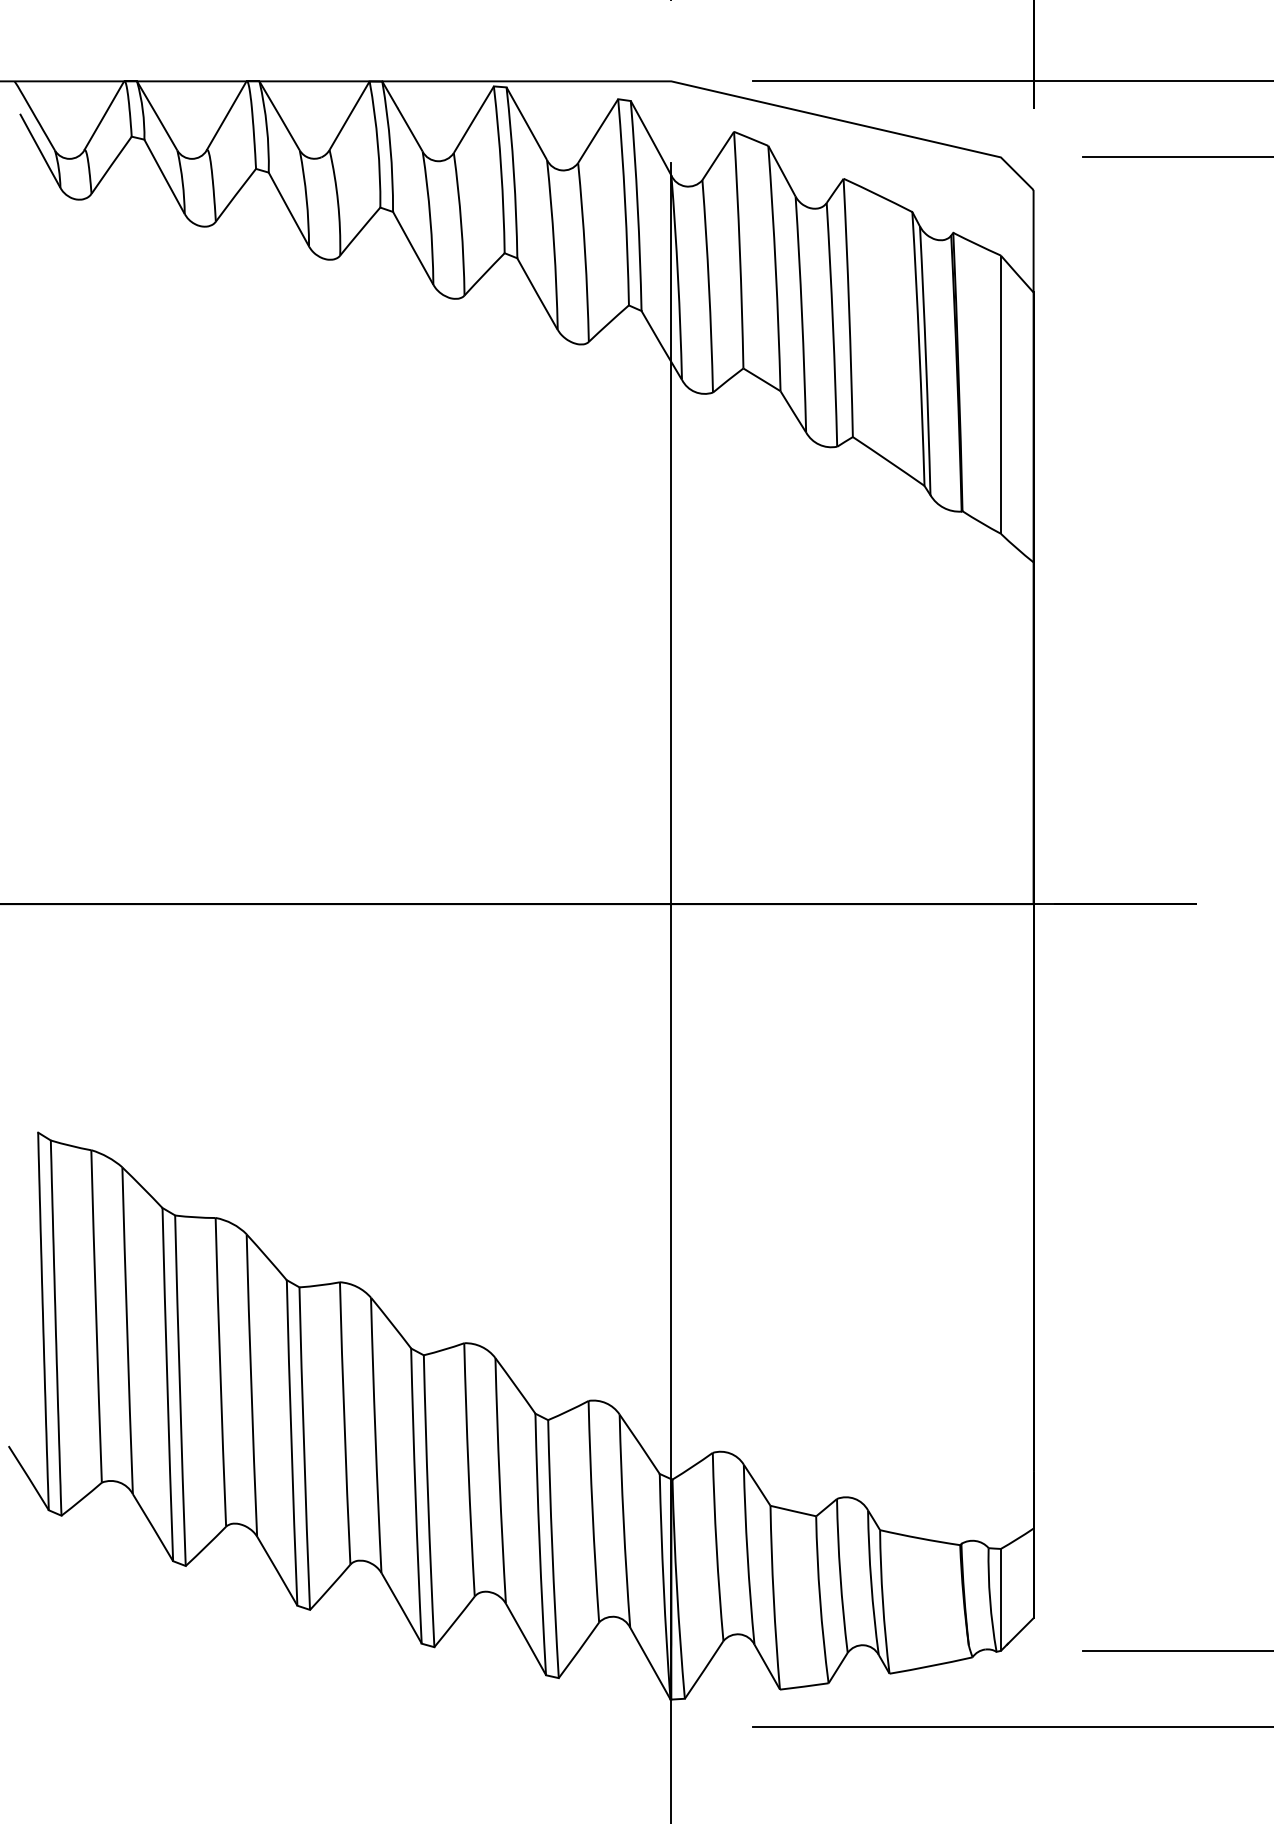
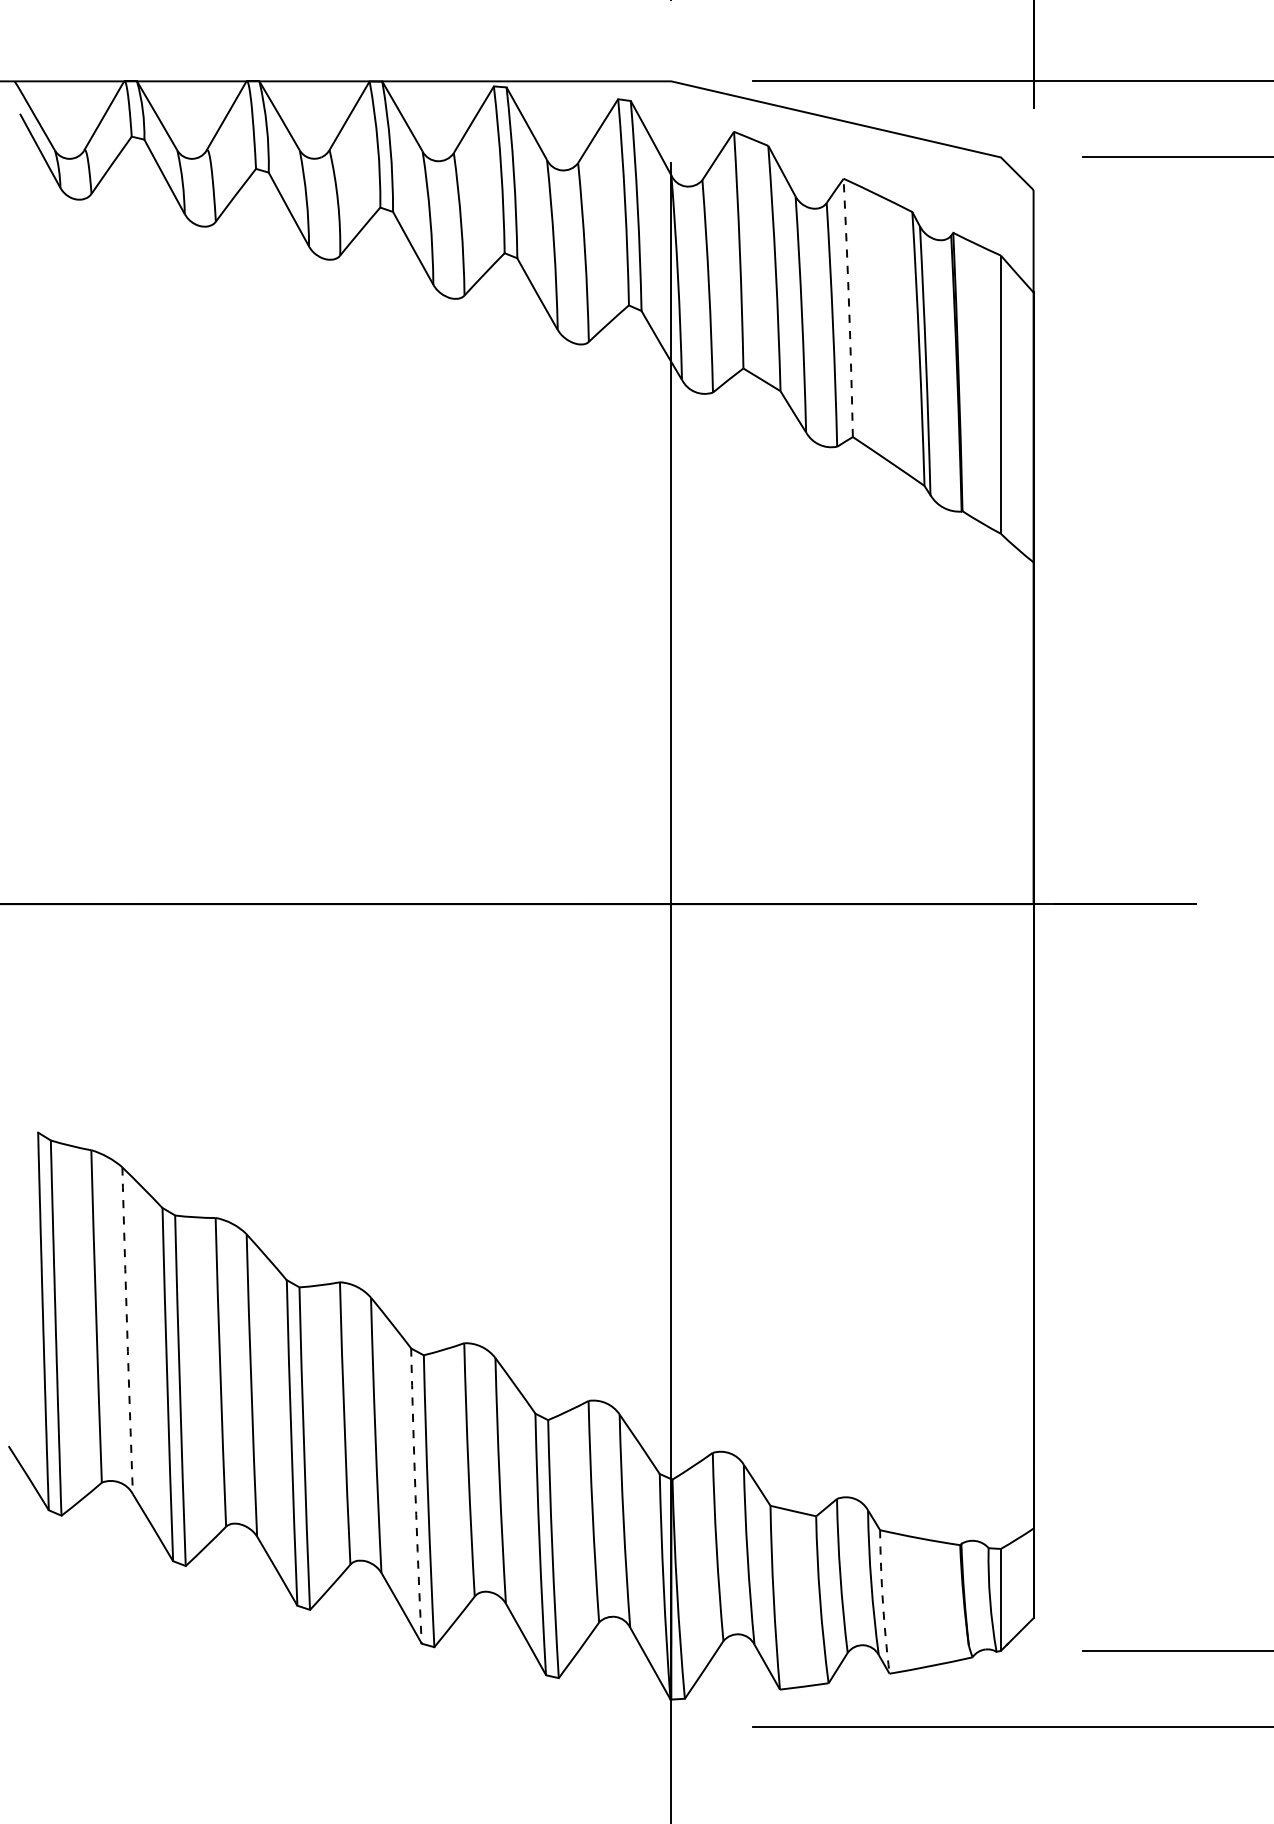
arc: solid -> dashed (849, 307)
arc: solid -> dashed (127, 1330)
arc: solid -> dashed (415, 1496)
arc: solid -> dashed (882, 1602)
